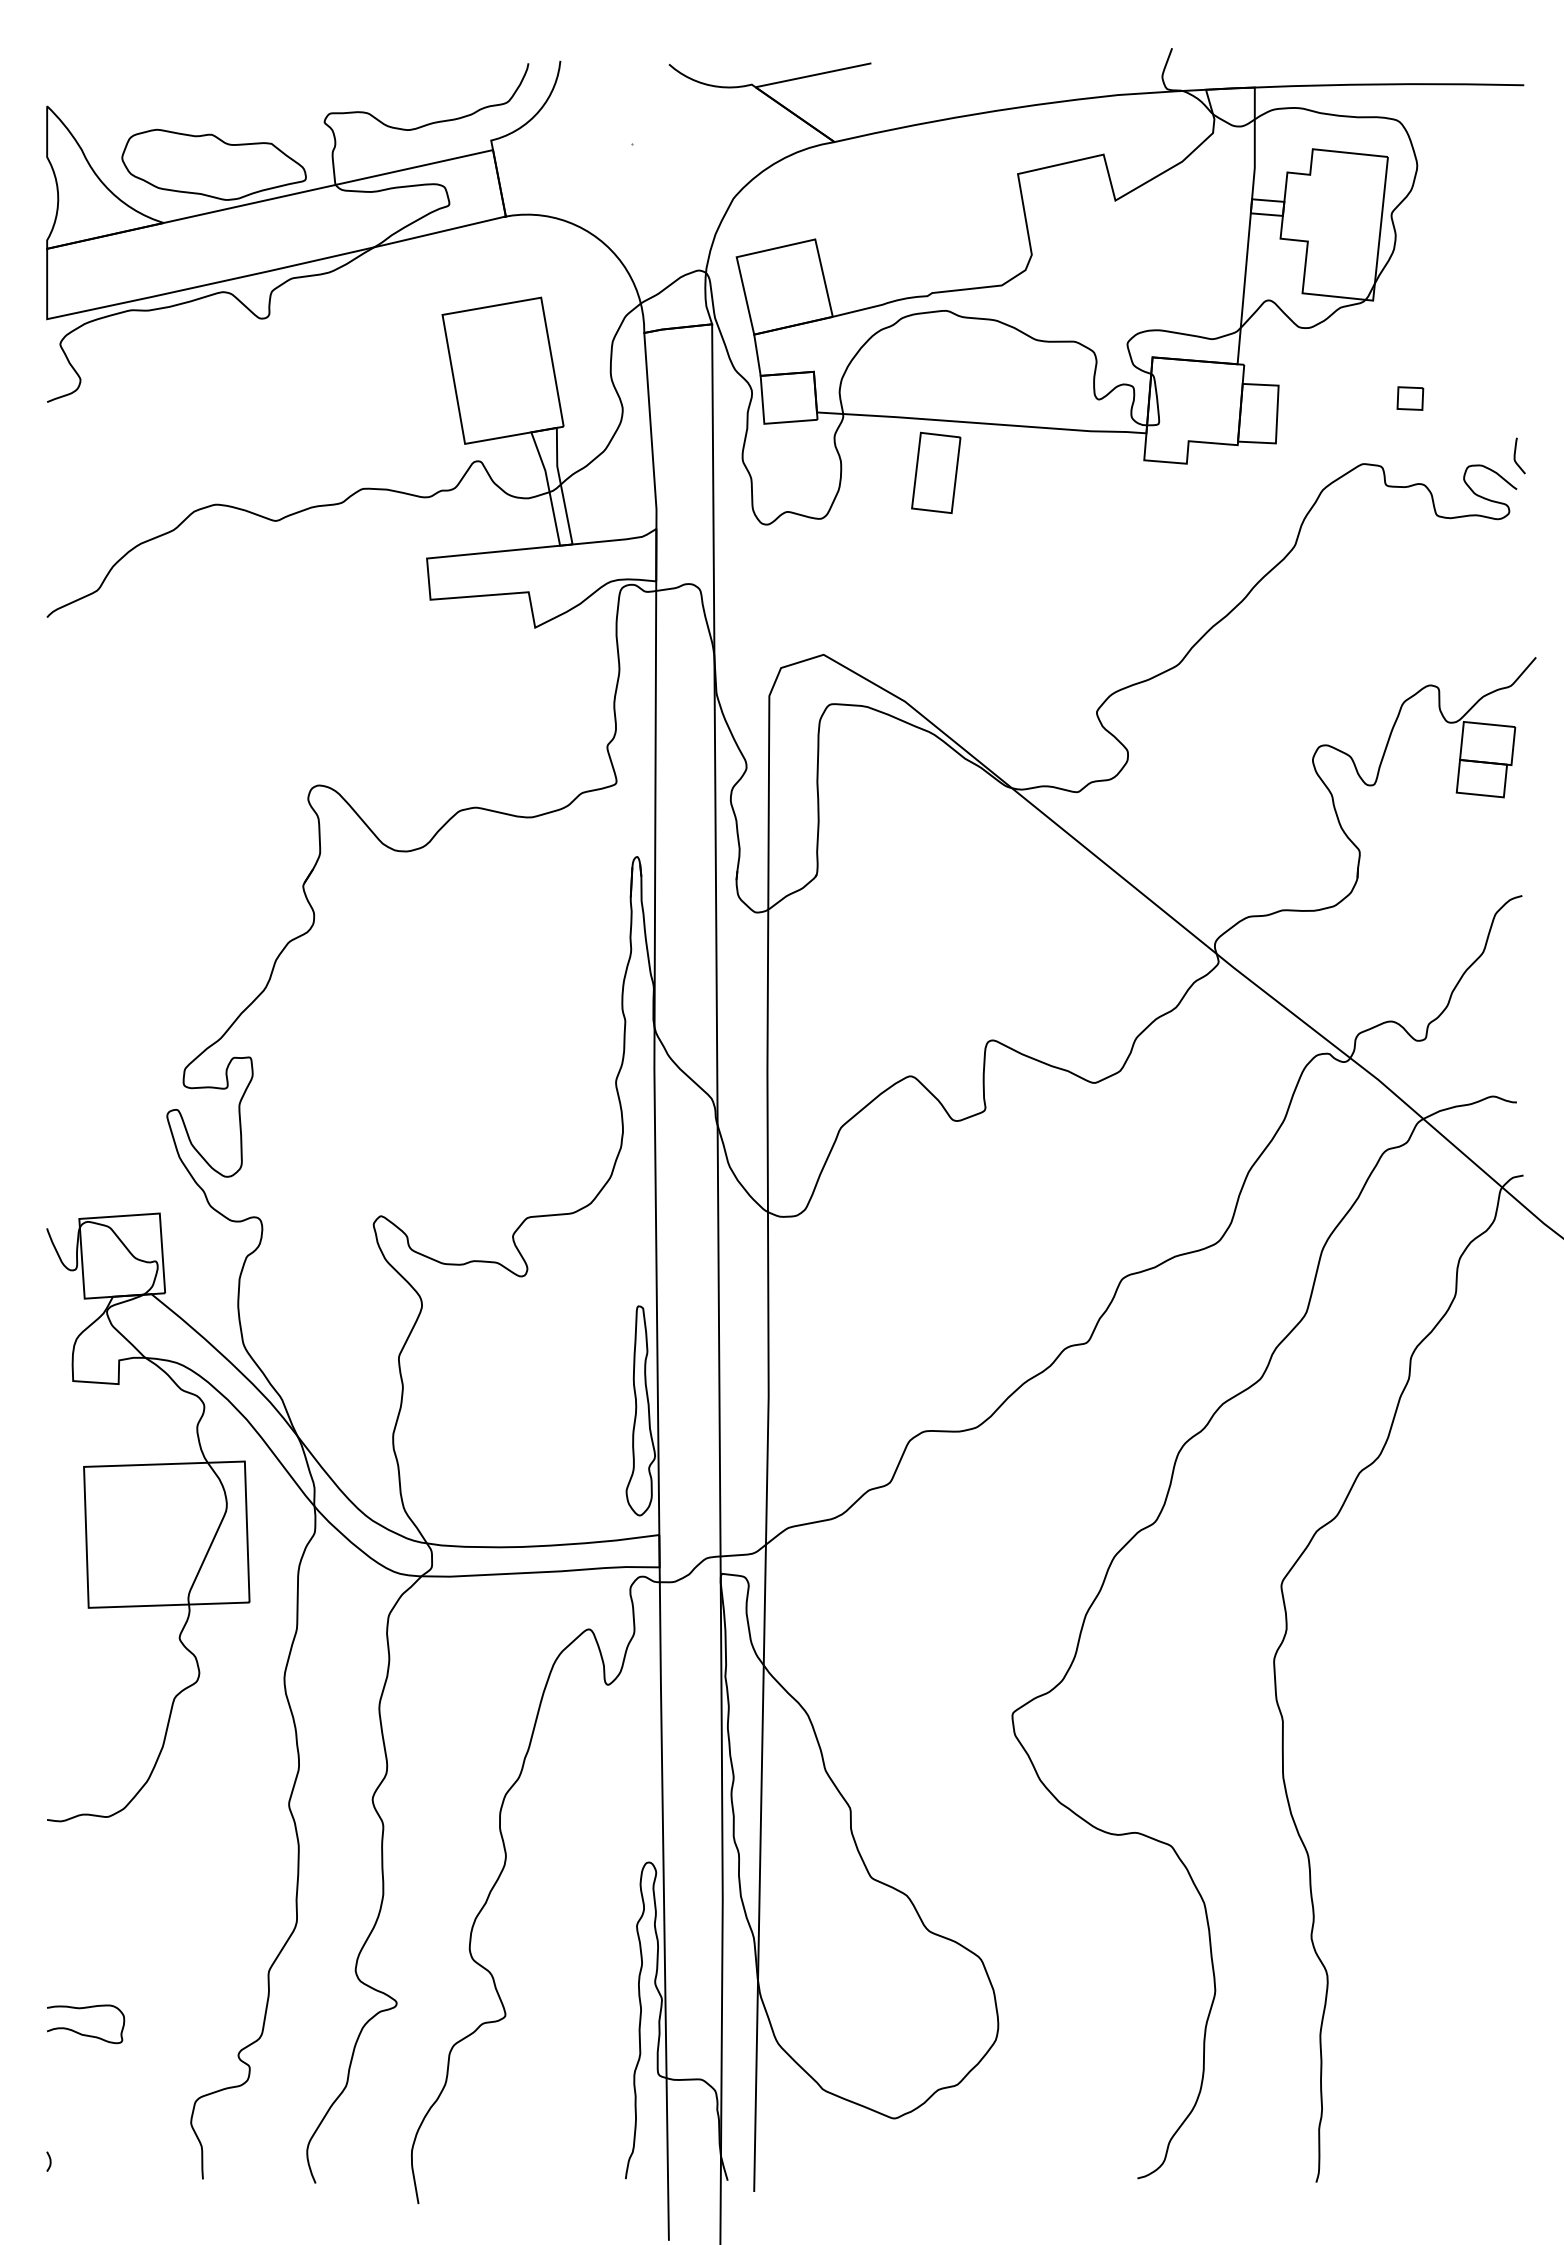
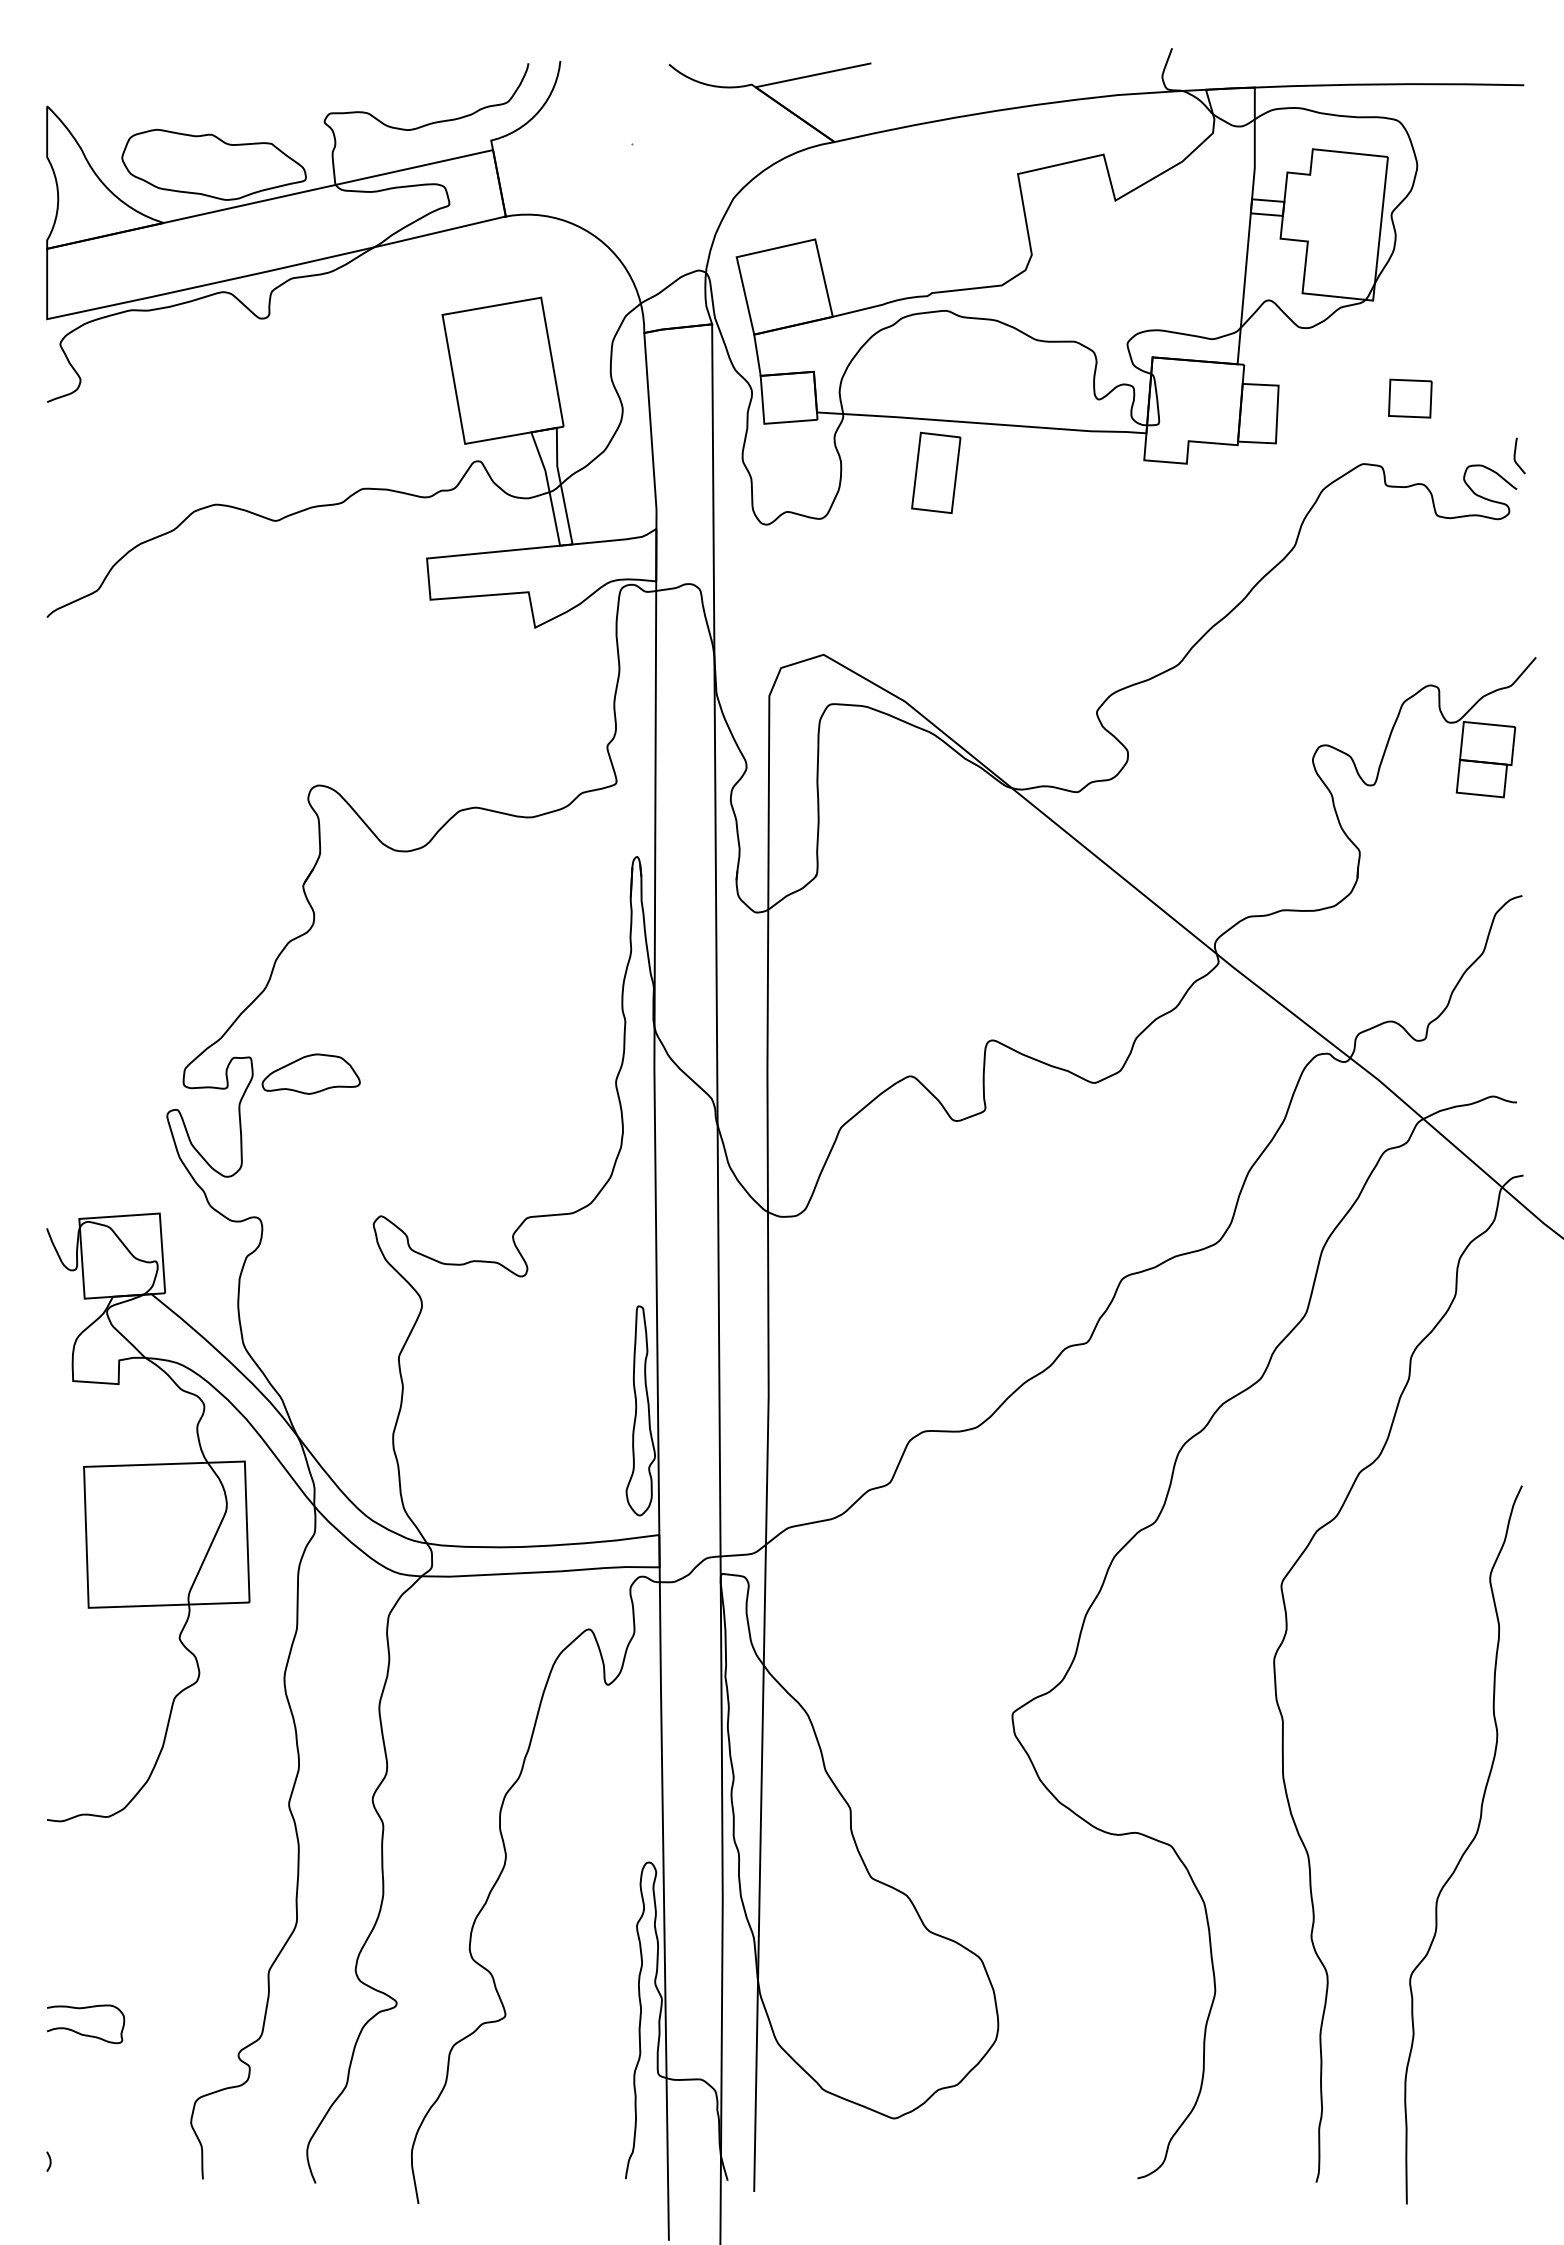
part size: 29x25 px -> 45x41 px (1410, 398)
part: none -> present (310, 1073)
curve: none -> present (1467, 1846)
